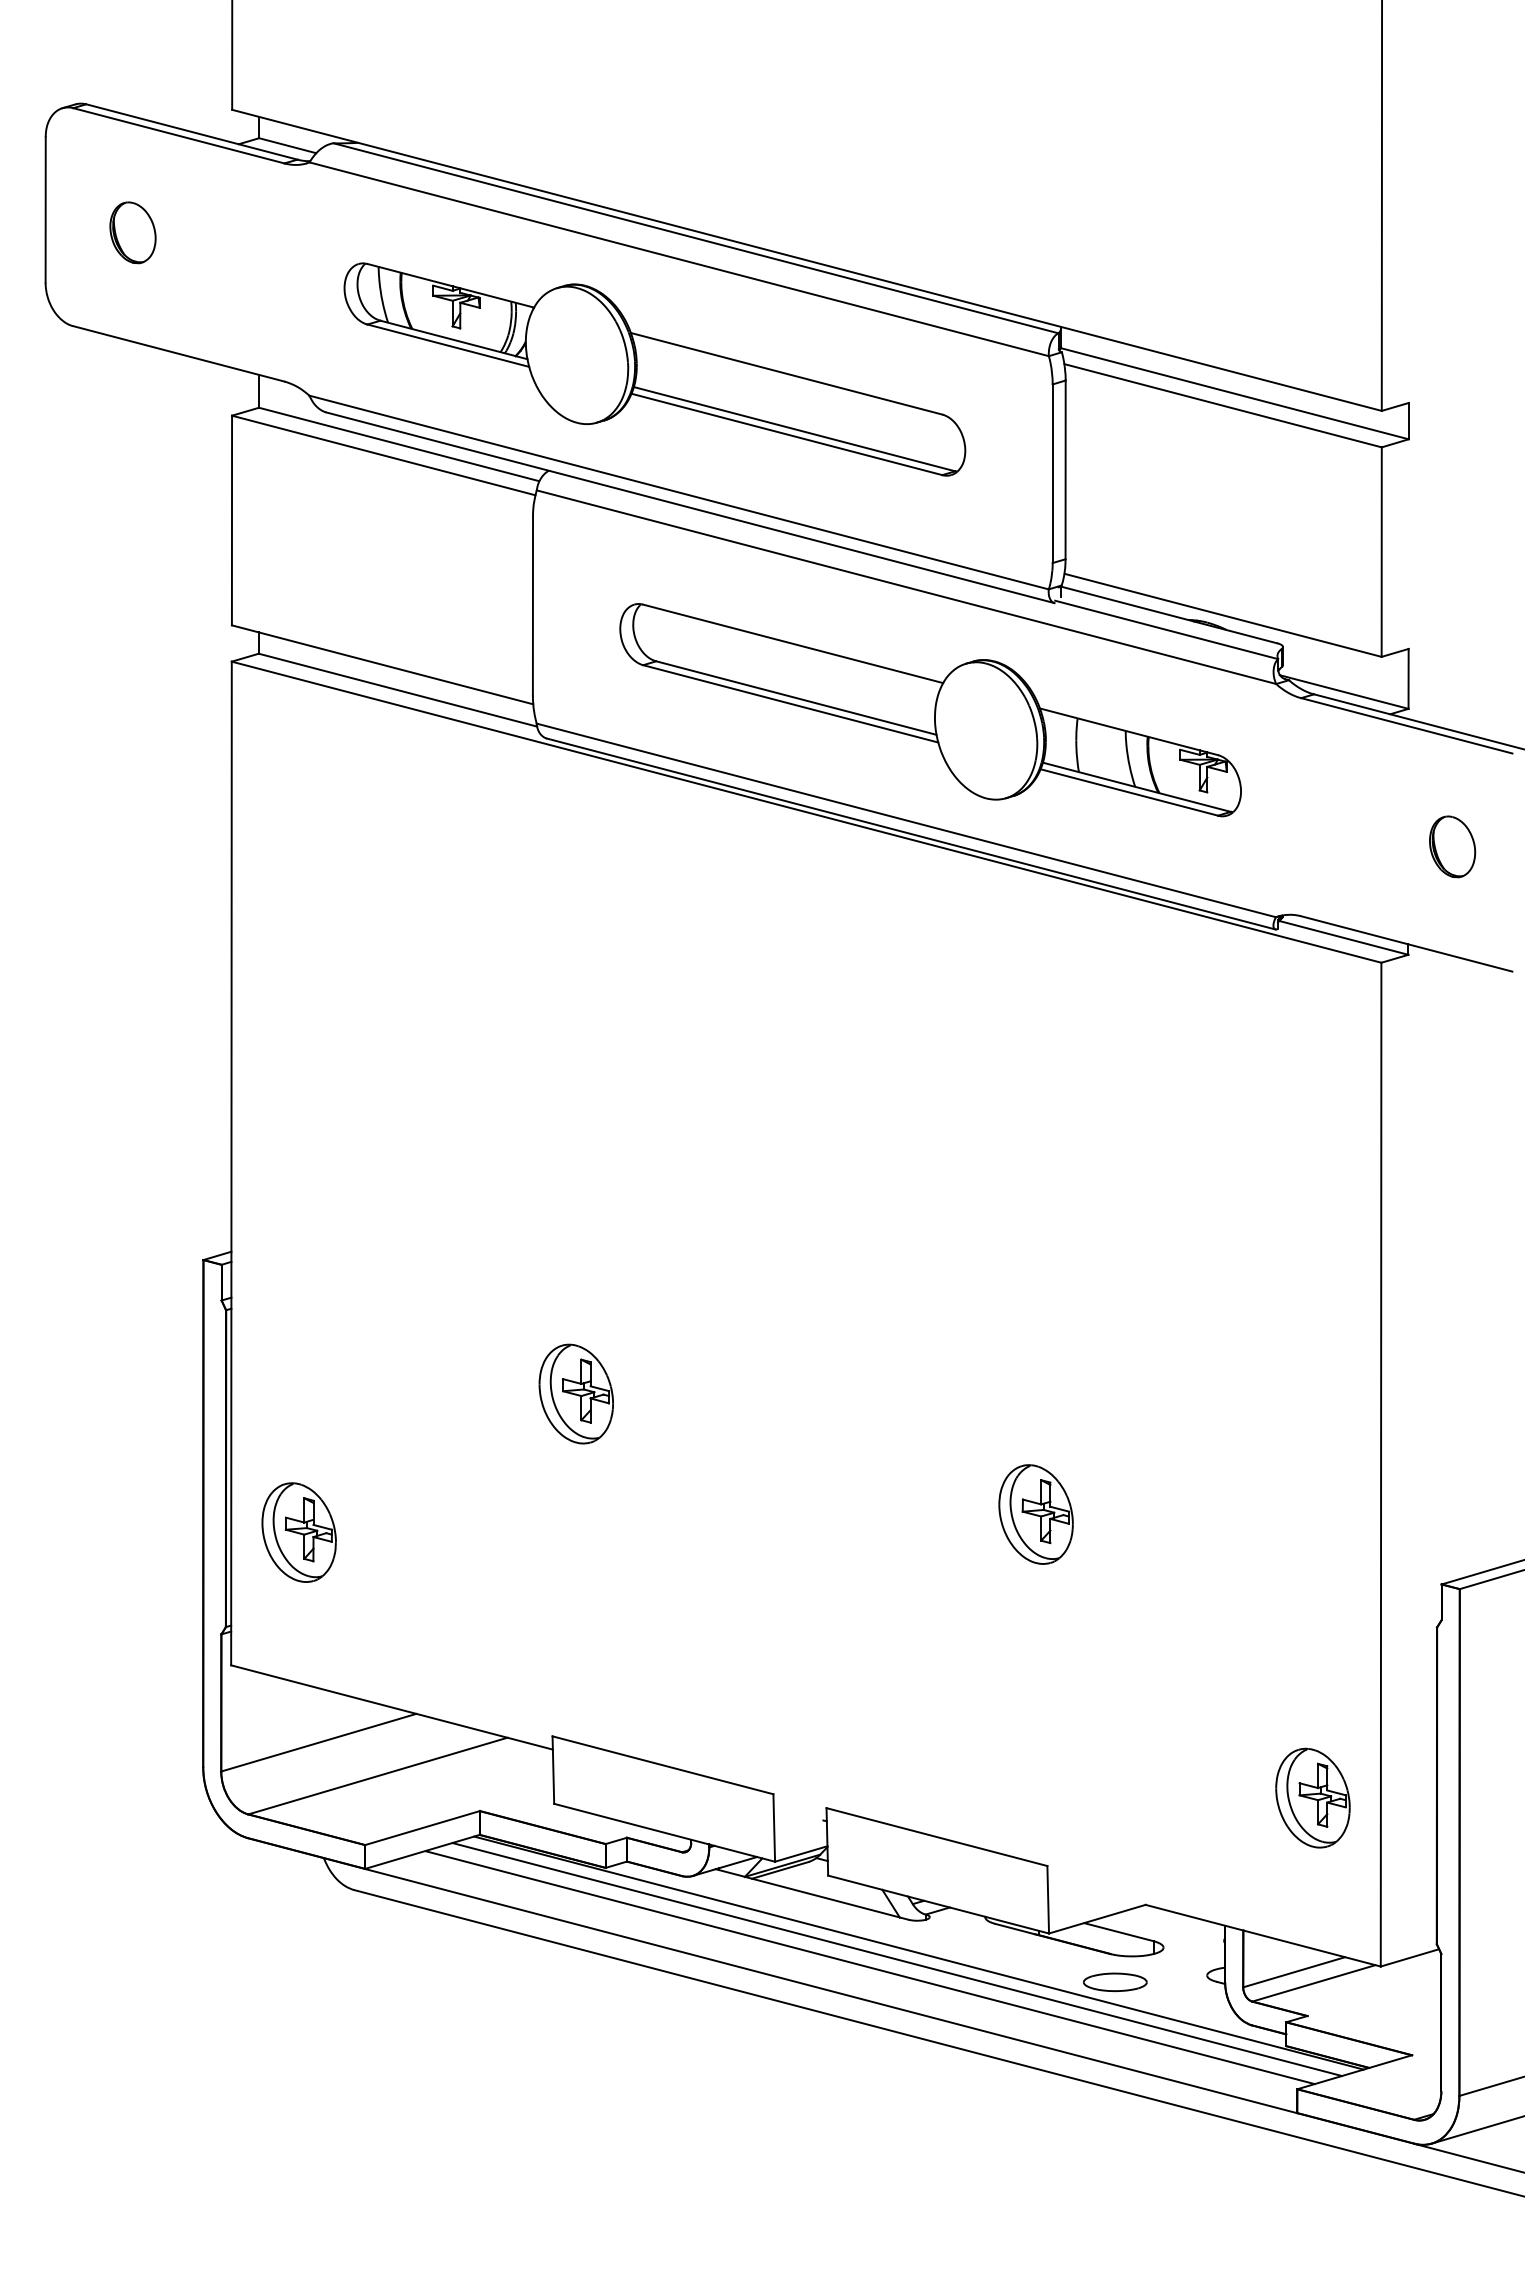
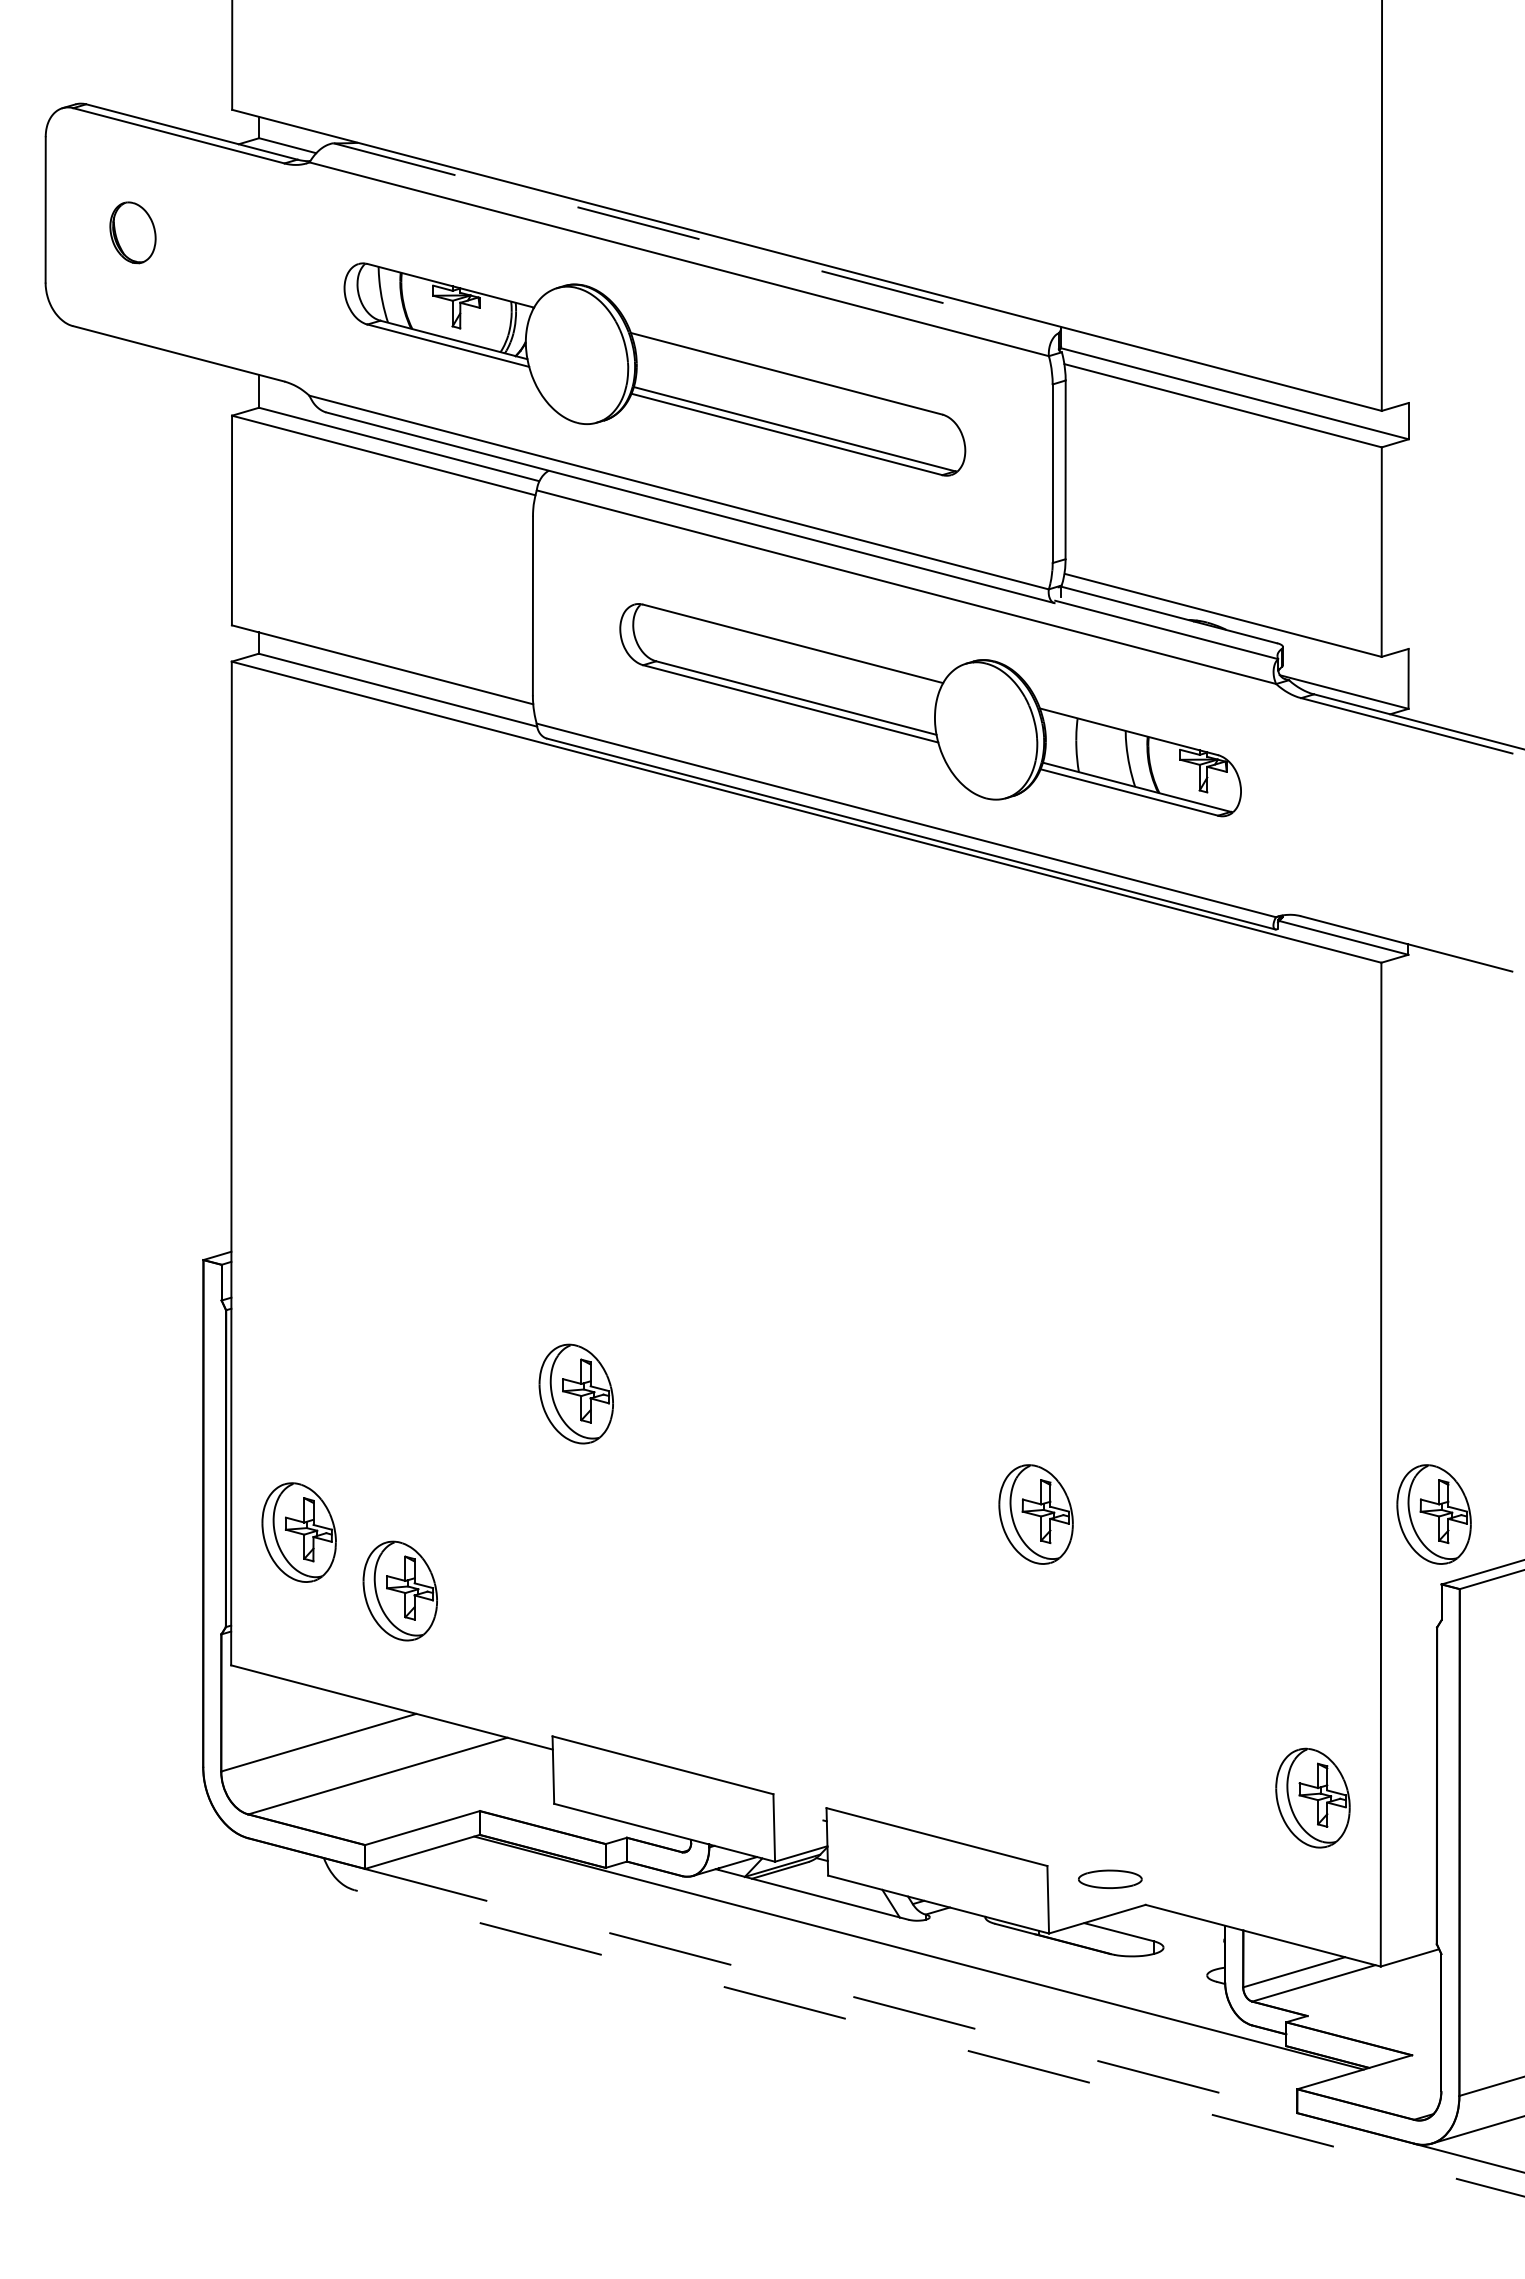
line: solid -> dashed (696, 238)
part: present -> none (1452, 846)
part: none -> present (1433, 1514)
part: none -> present (399, 1590)
line: present -> none (897, 1959)
line: present -> none (869, 1967)
part position: (1115, 1981) -> (1110, 1878) (1110, 1878)
line: solid -> dashed (831, 1991)
line: solid -> dashed (939, 2043)
